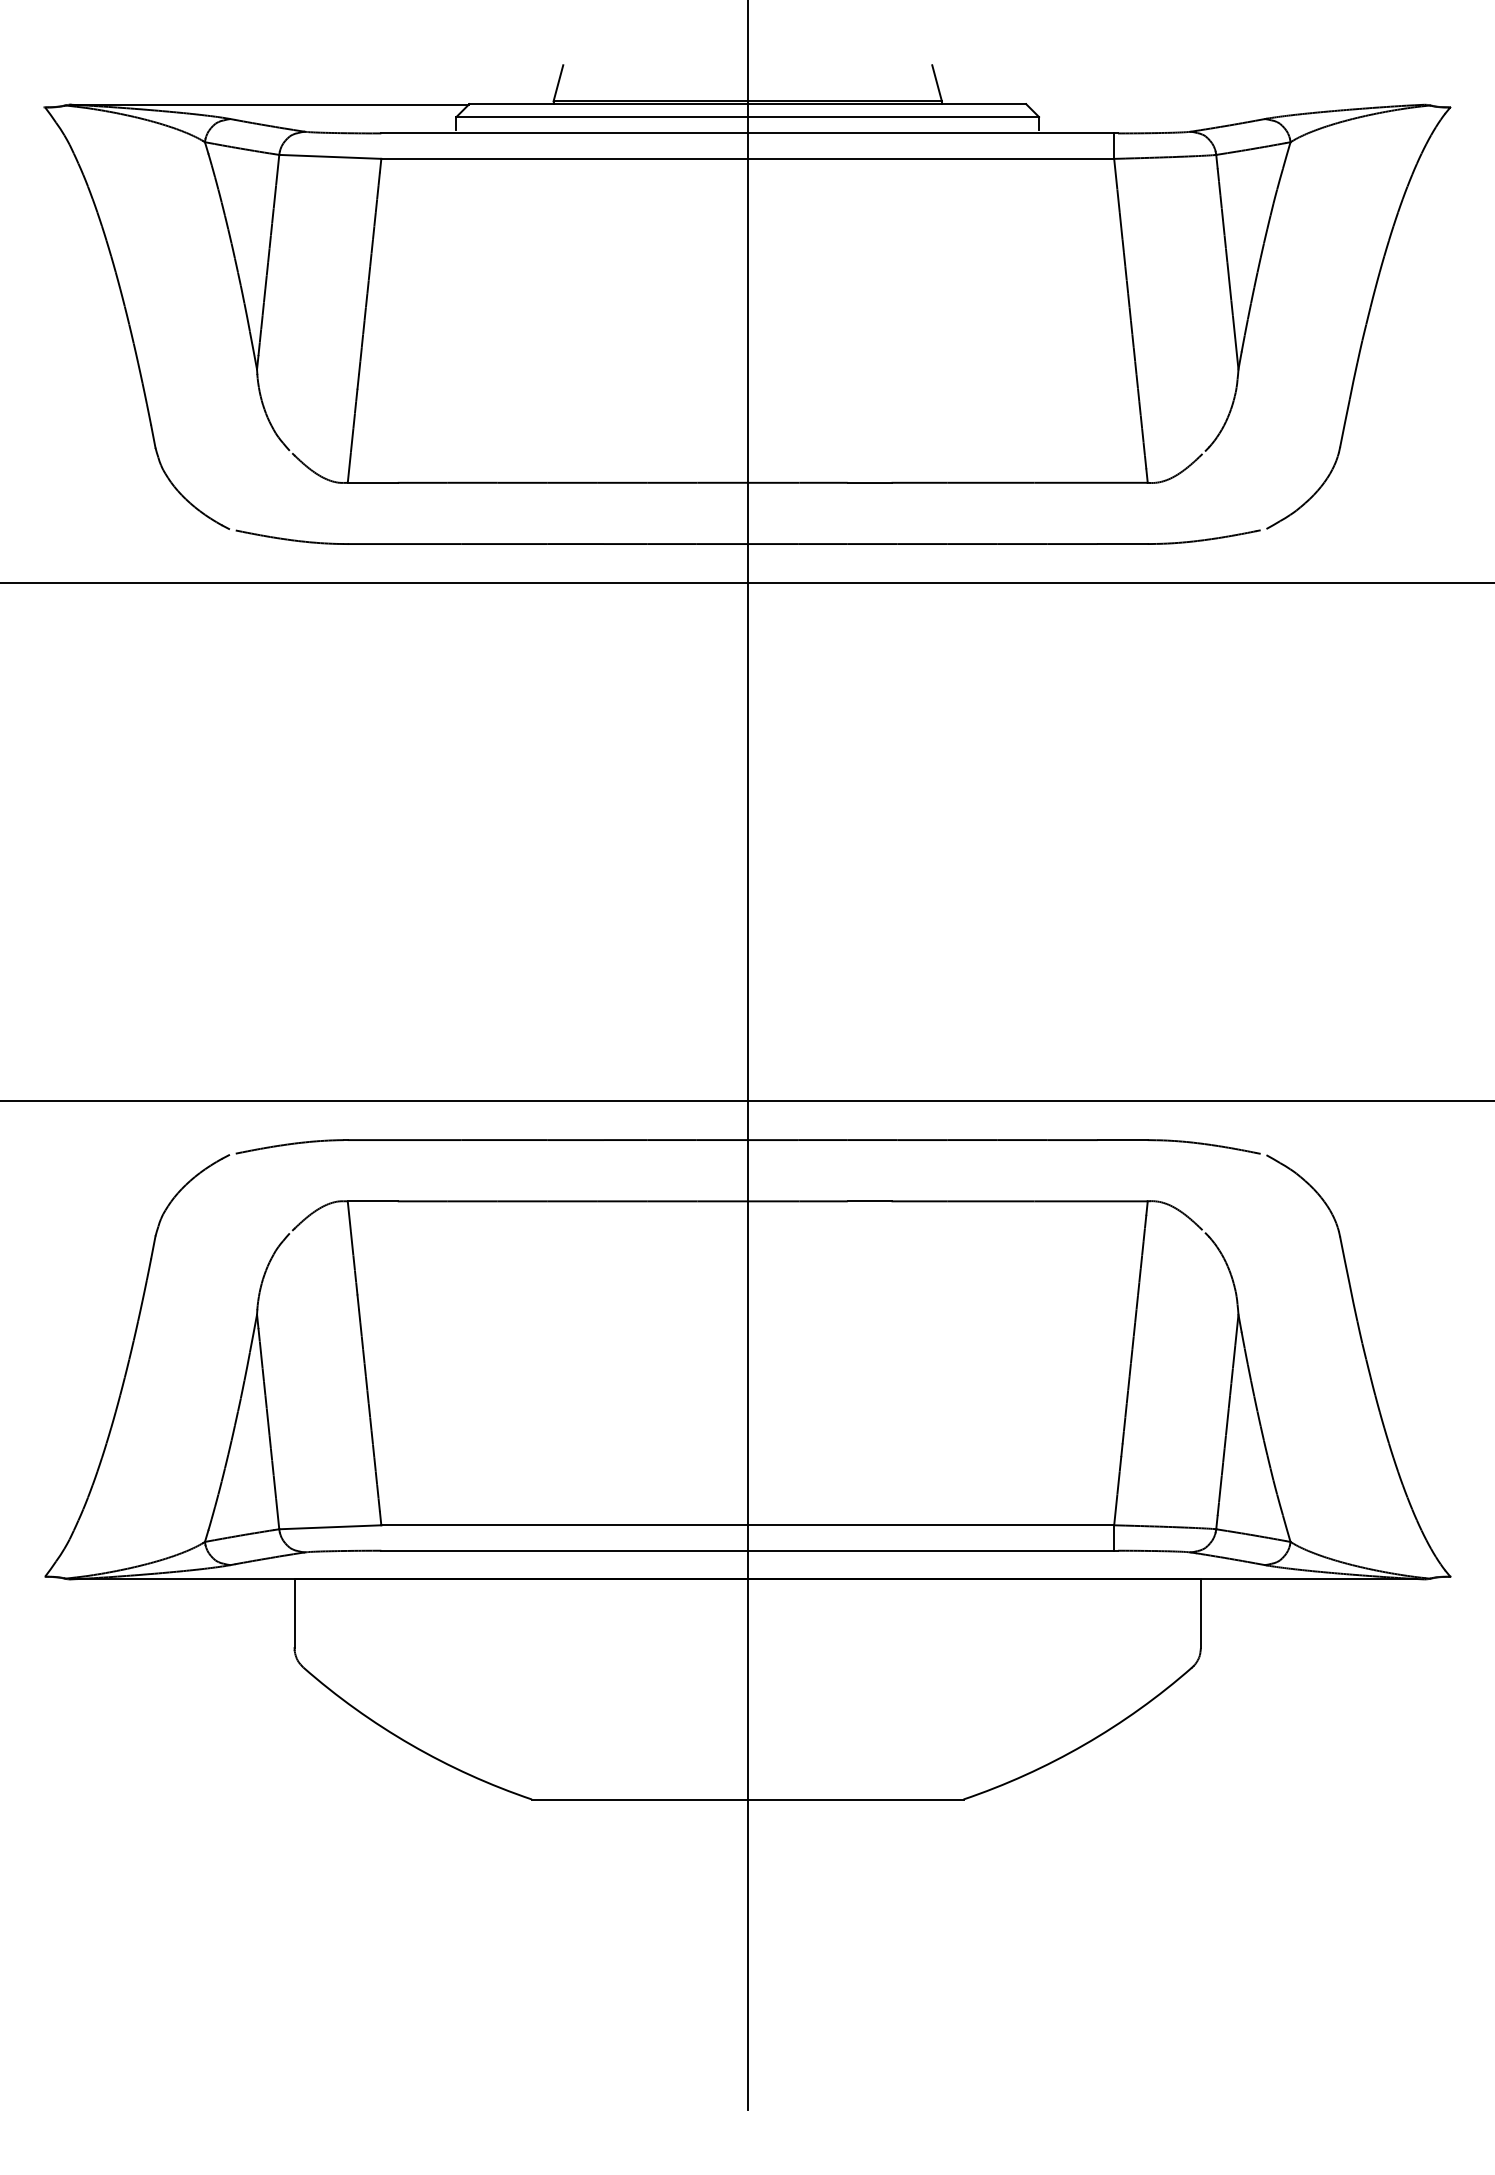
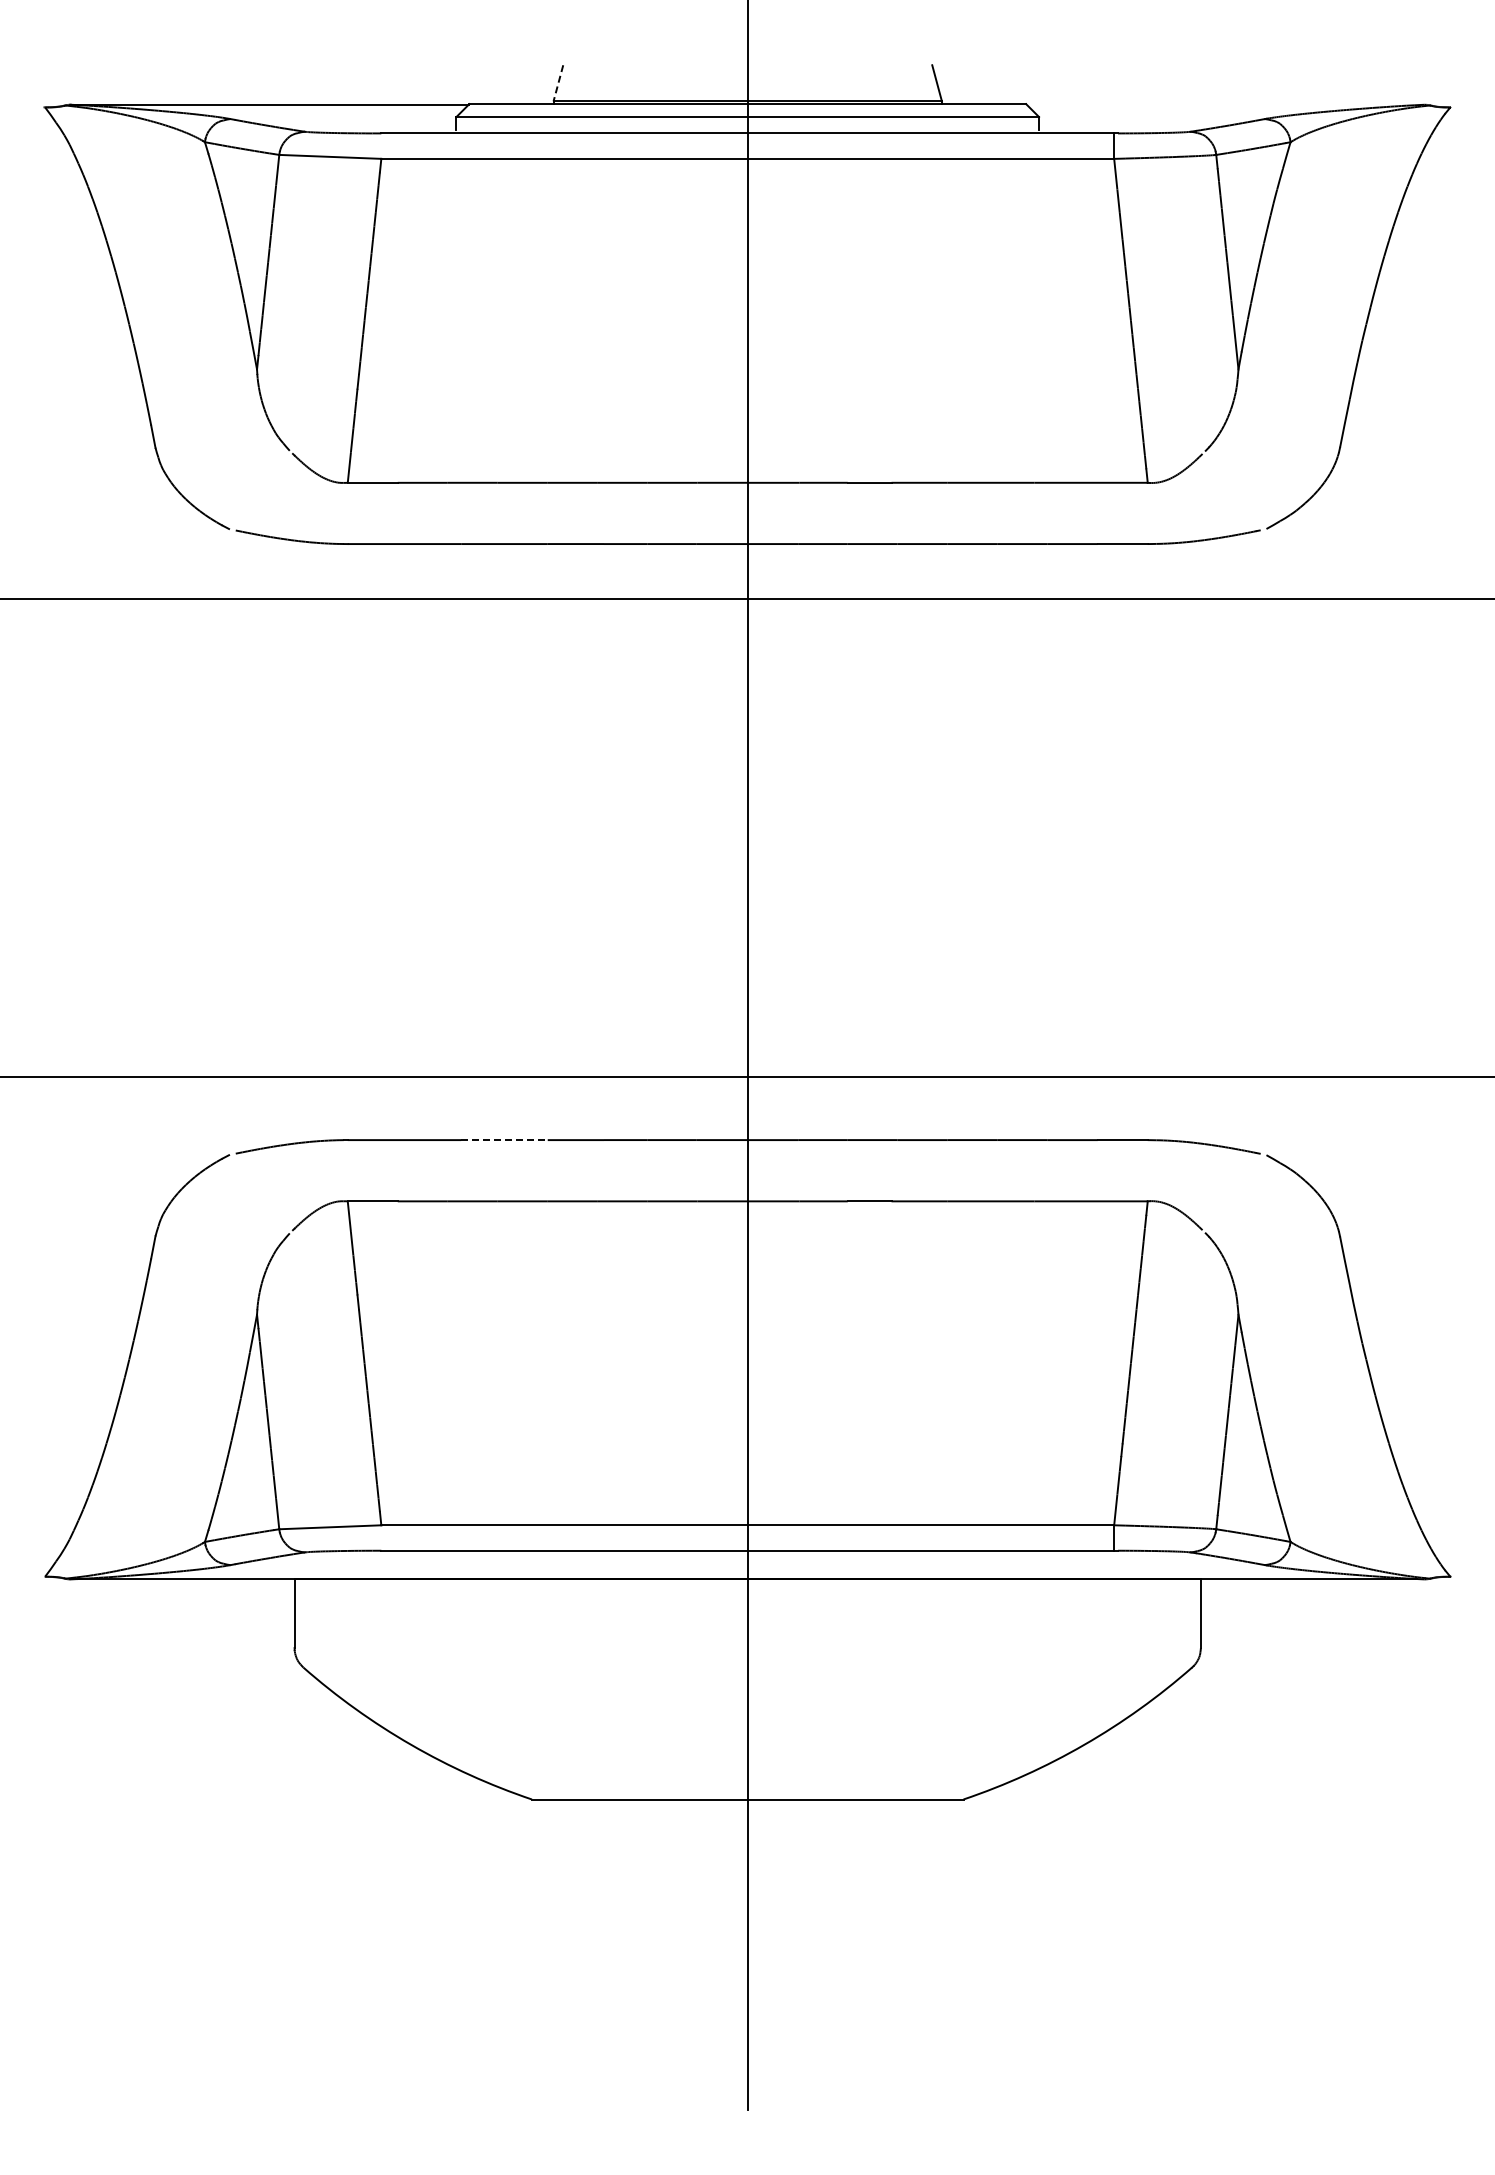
line: solid -> dashed (558, 83)
line position: (746, 582) -> (746, 598) (746, 598)
line position: (746, 1101) -> (746, 1077) (746, 1077)
arc: solid -> dashed (504, 1140)
